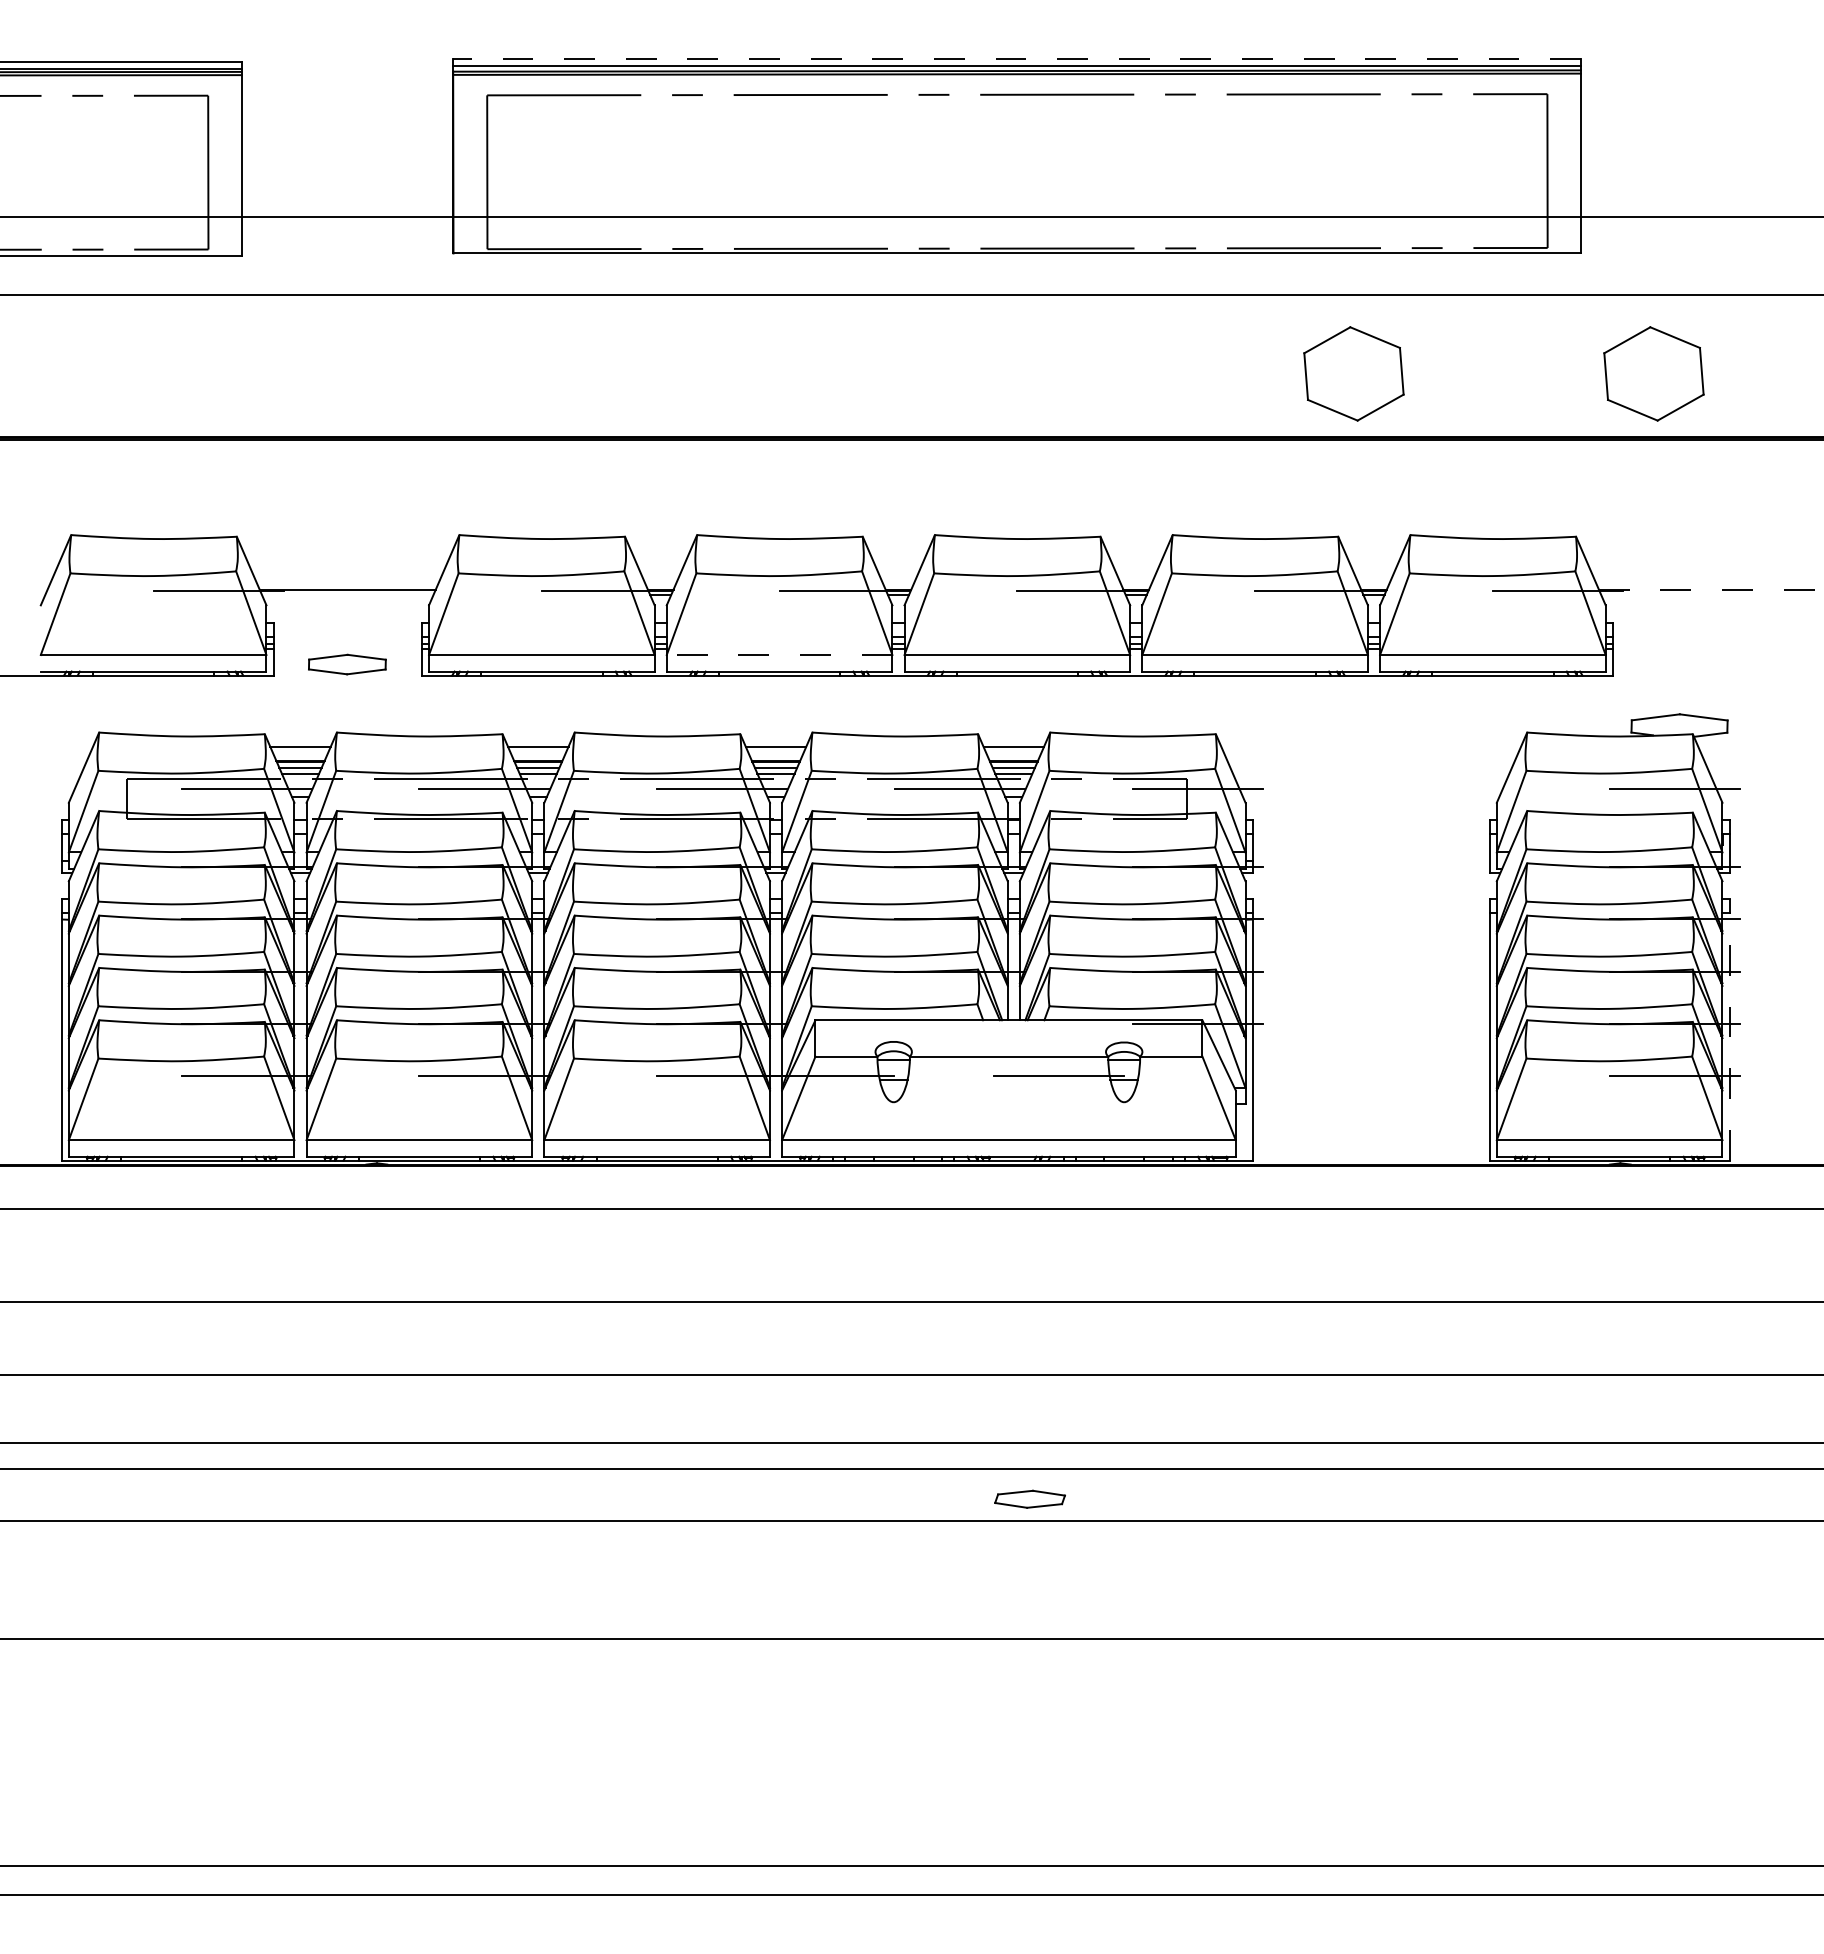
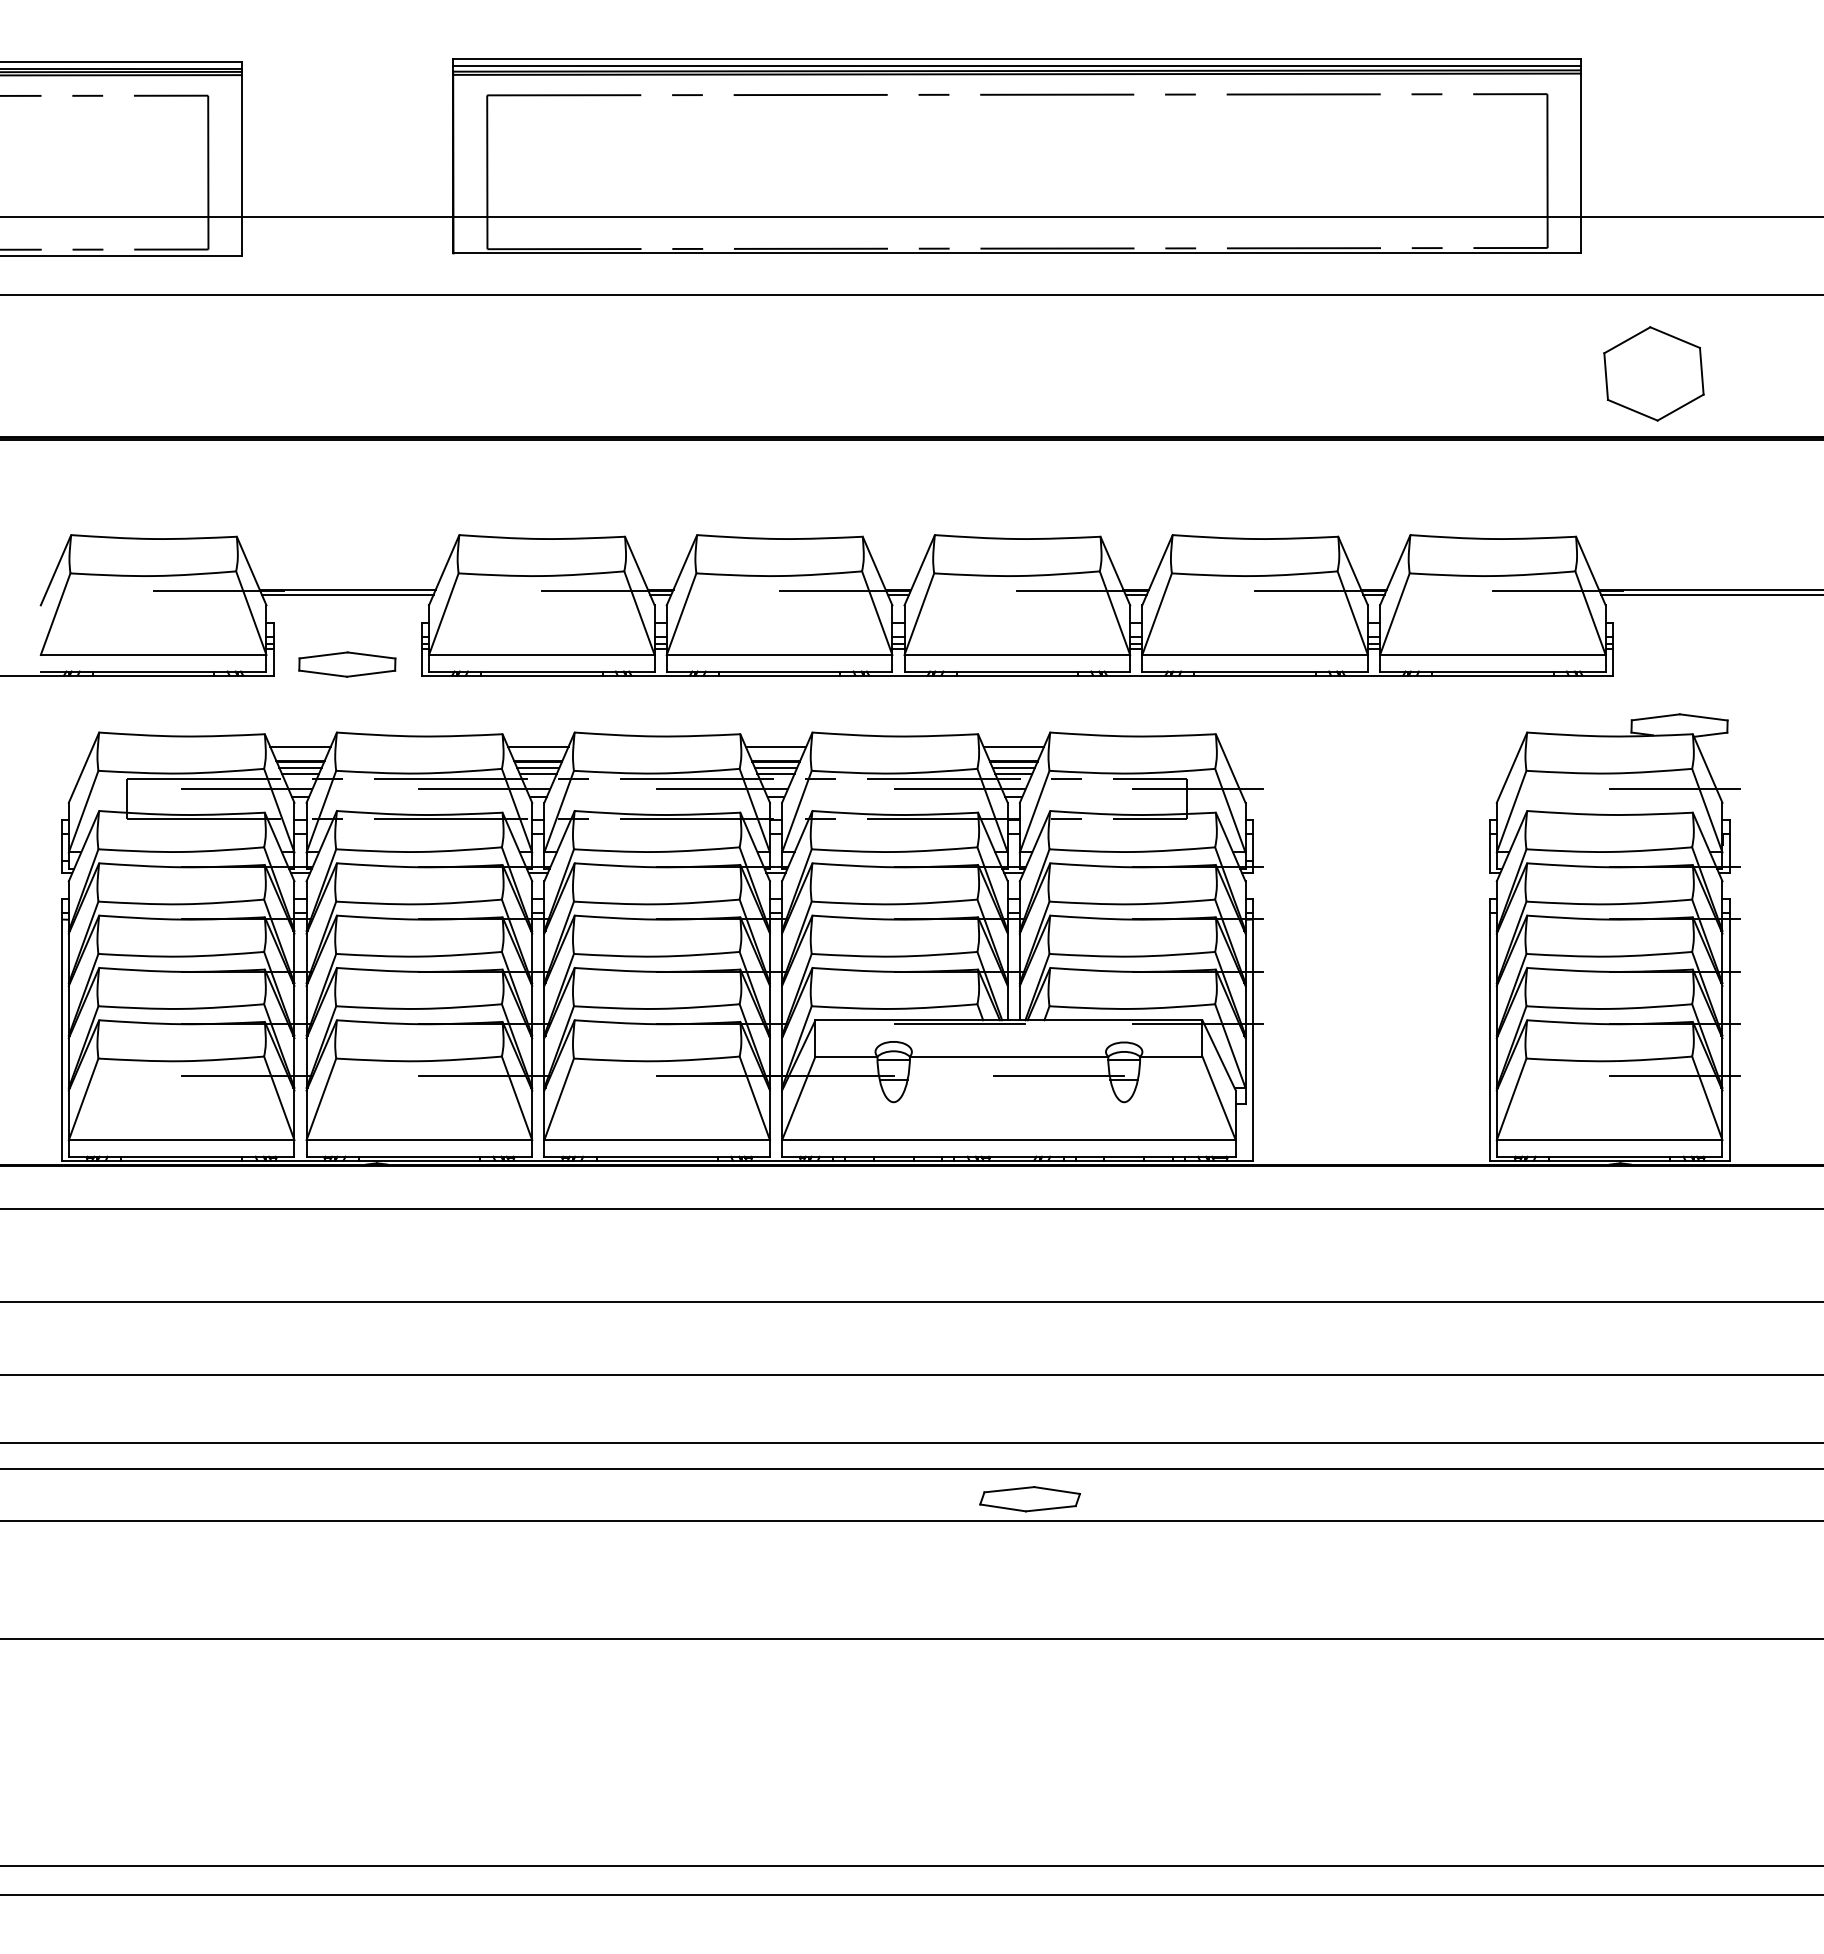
line: dashed -> solid (1016, 58)
part: present -> none (1353, 373)
line: dashed -> solid (1711, 589)
line: none -> present (347, 594)
line: none -> present (1710, 594)
line: dashed -> solid (779, 654)
part size: 79x23 px -> 99x27 px (347, 664)
line: none -> present (959, 1023)
line: dashed -> solid (1729, 1029)
part size: 72x20 px -> 102x27 px (1029, 1499)
